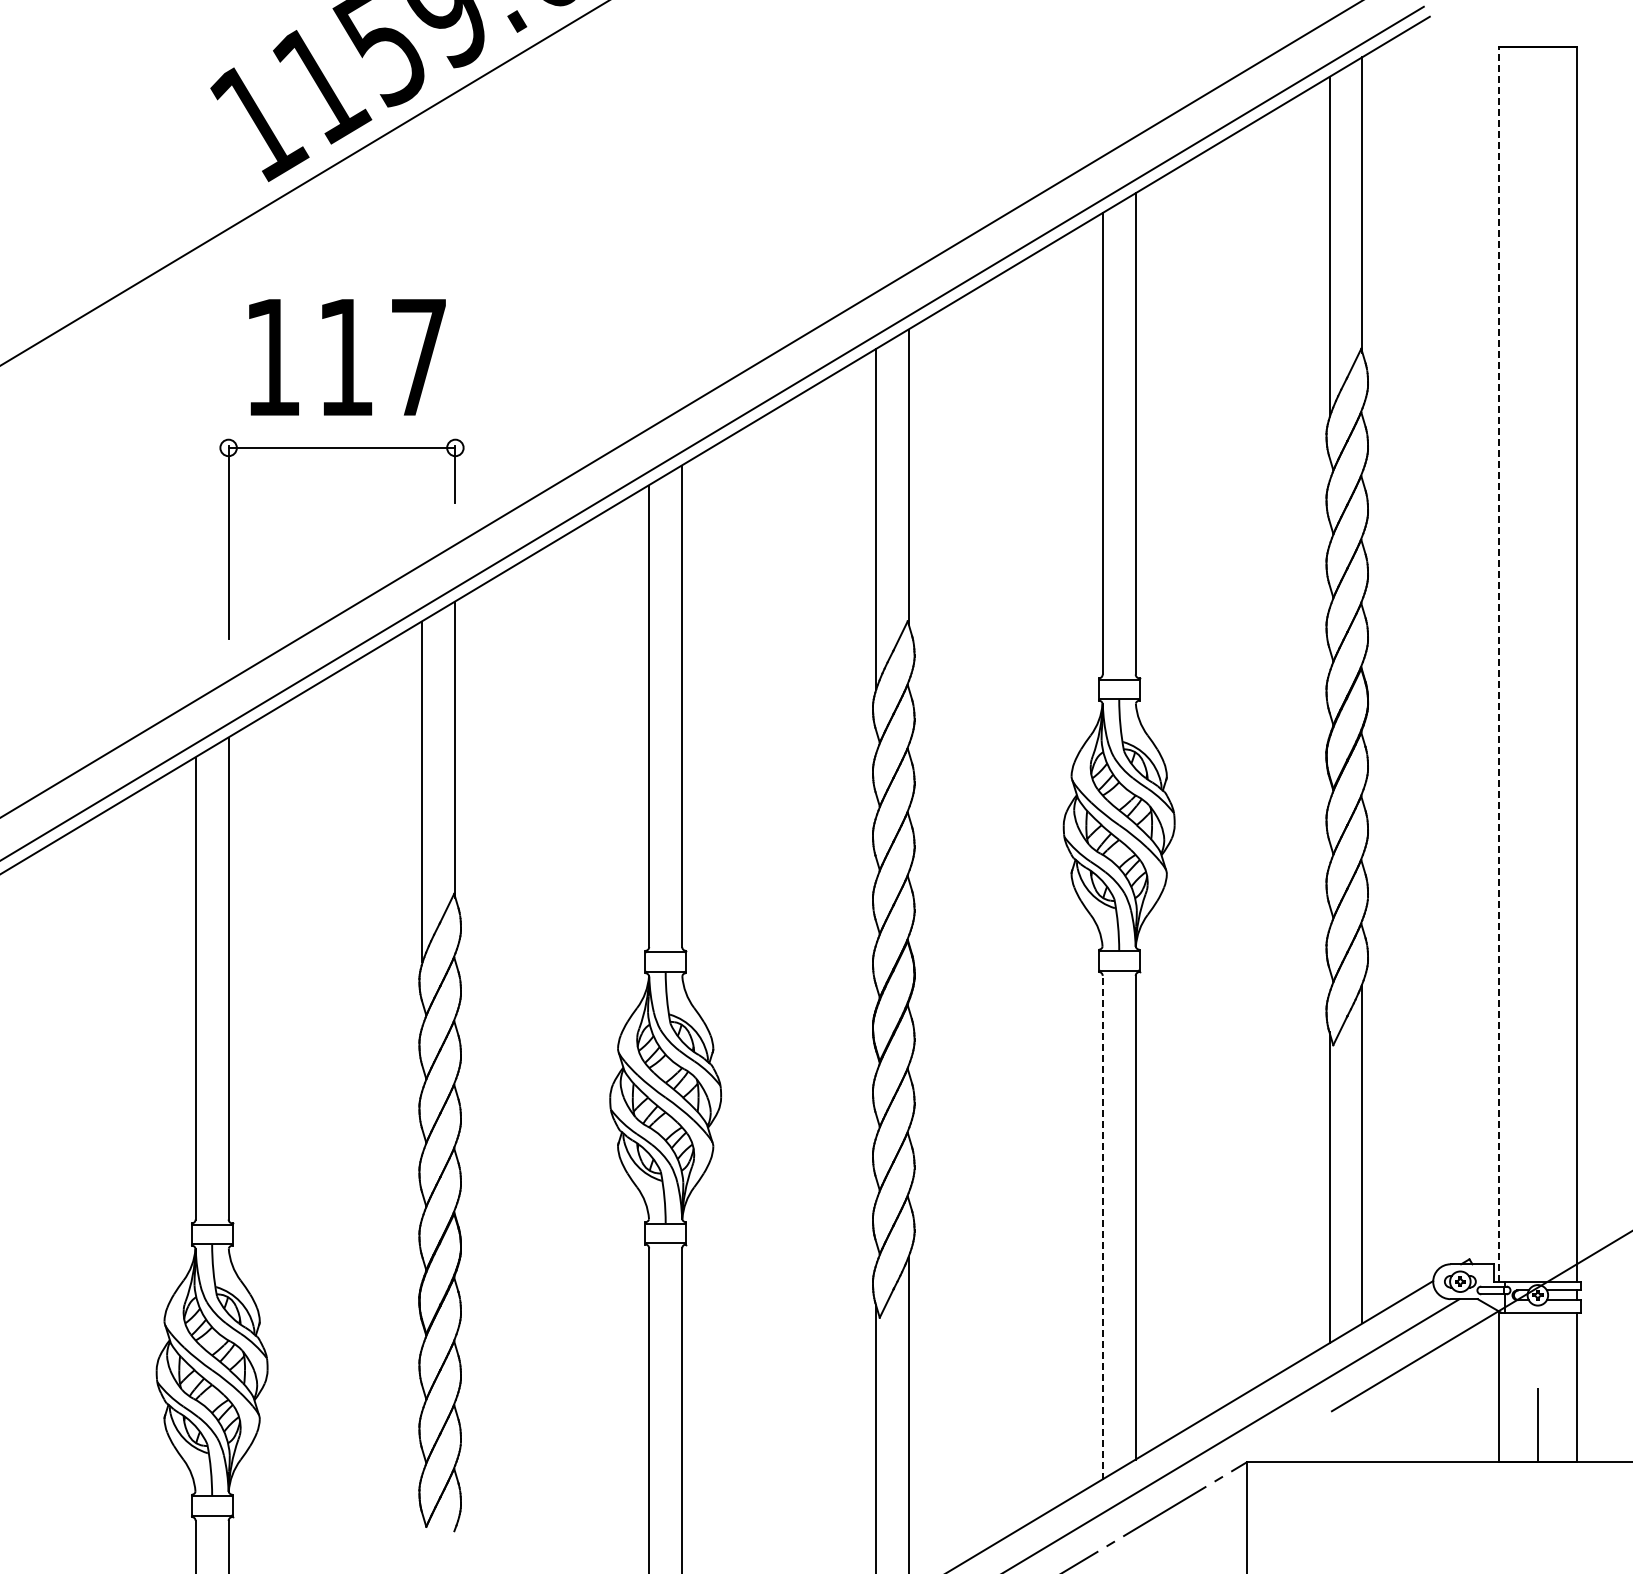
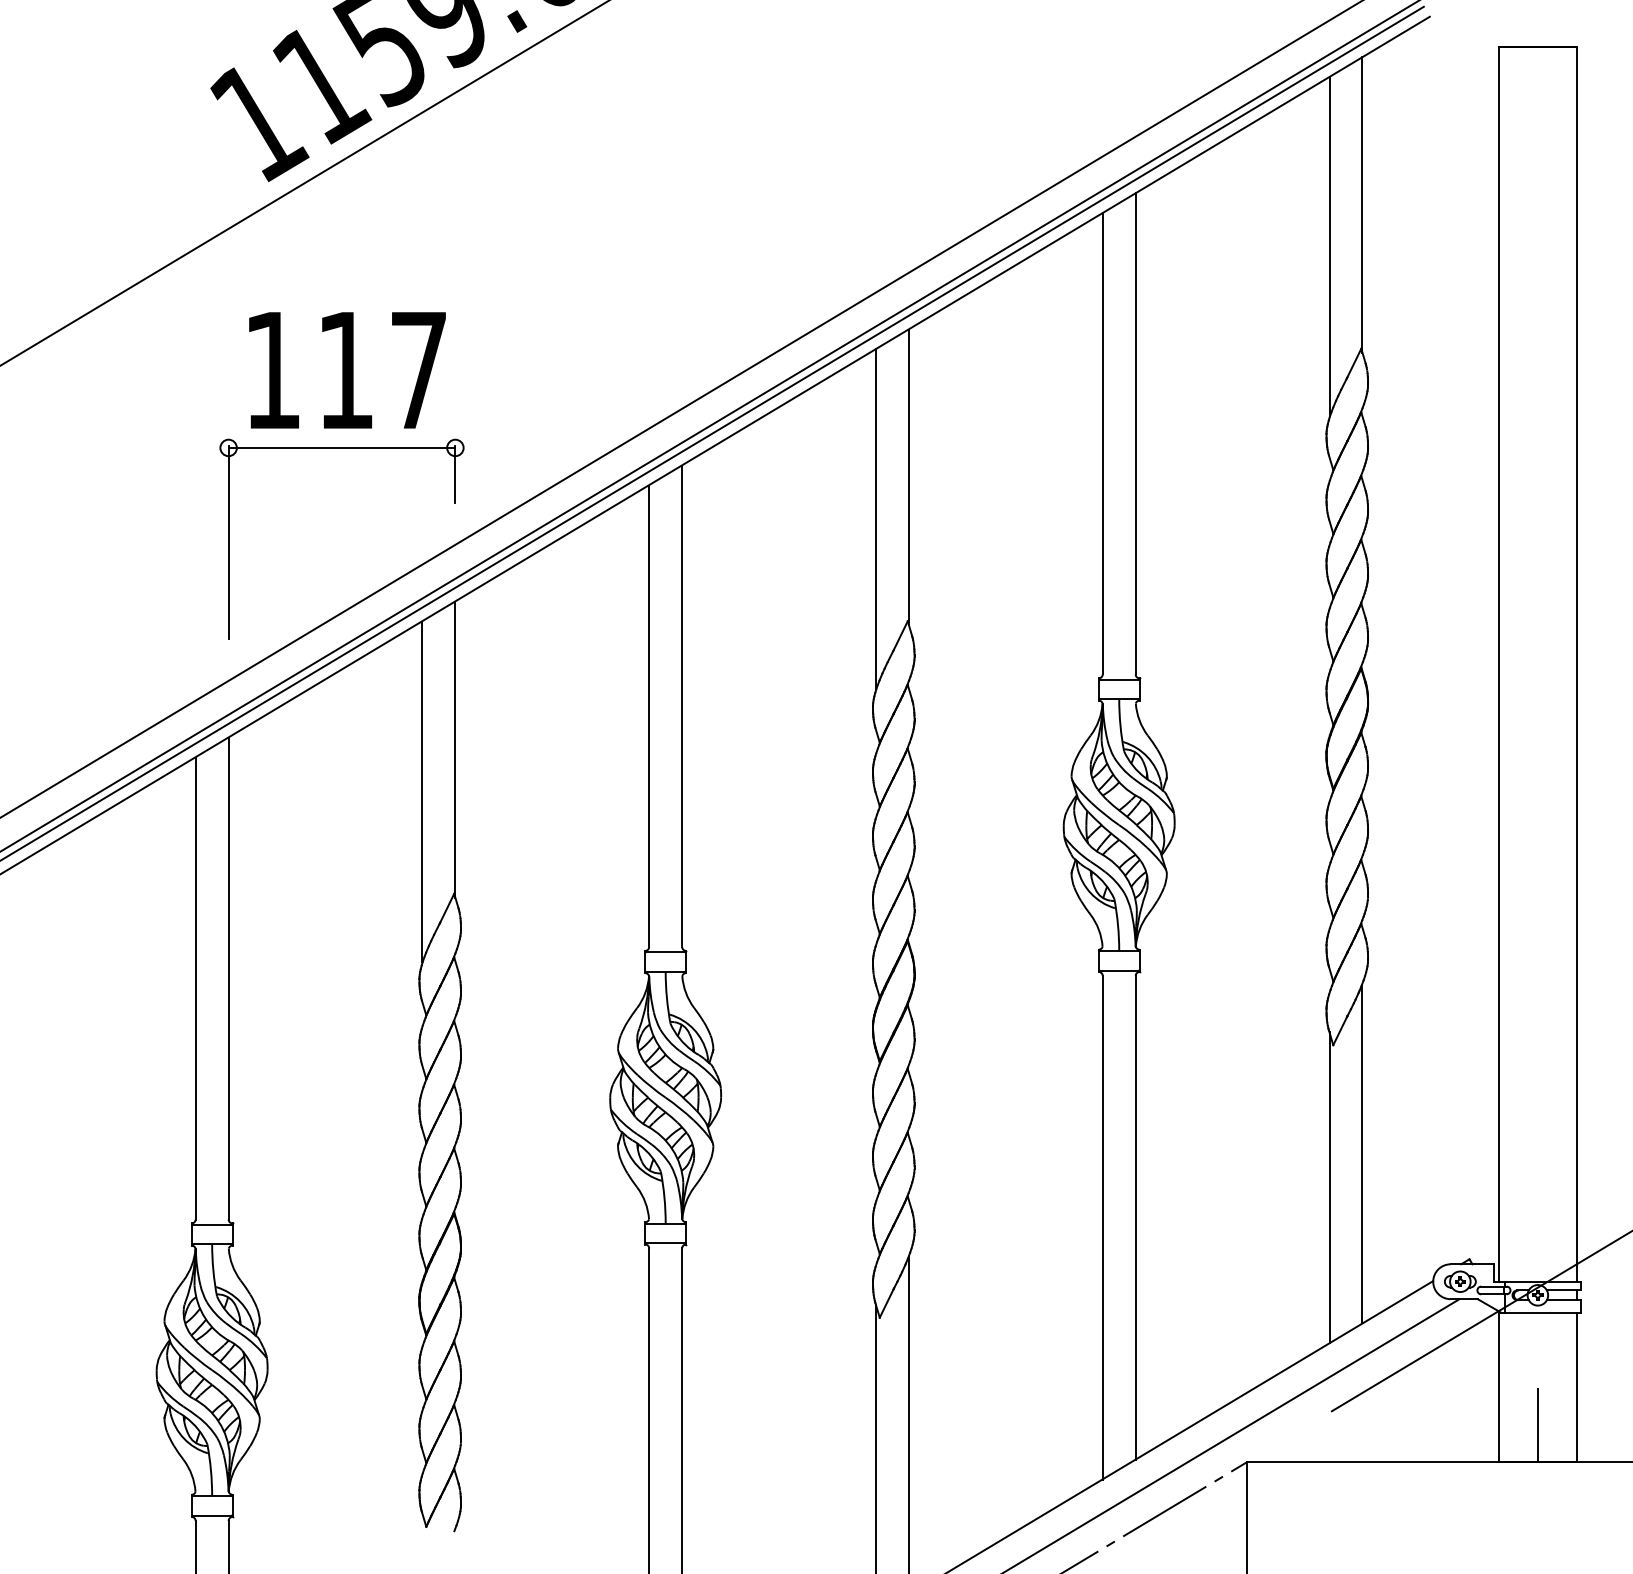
text position: (347, 357) -> (347, 370) (347, 370)
line: none -> present (709, 426)
line: dashed -> solid (1498, 663)
line: dashed -> solid (1102, 1227)
